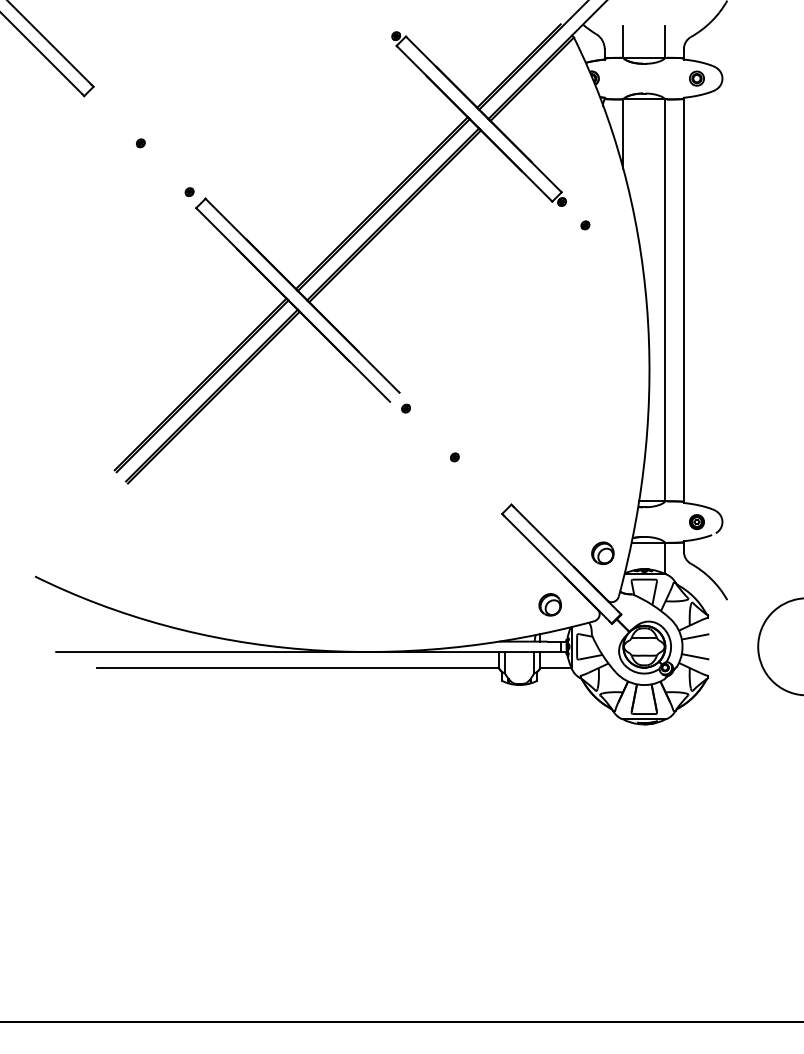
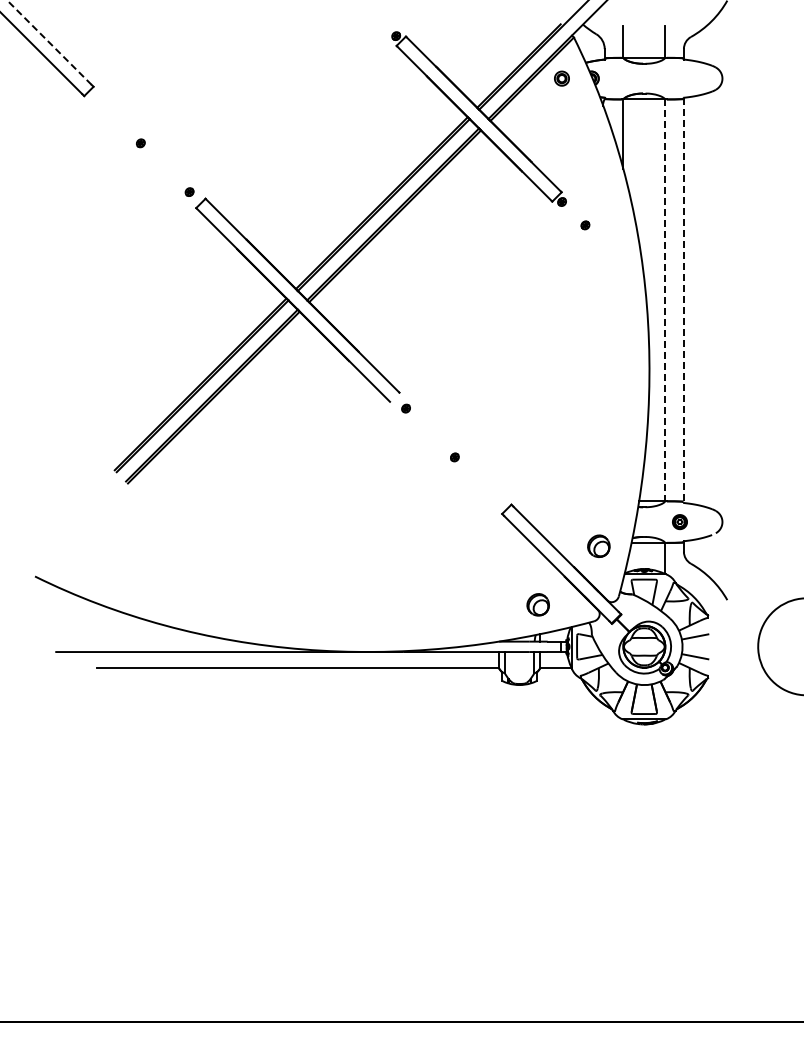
line: solid -> dashed (49, 42)
part position: (696, 78) -> (561, 78) (561, 78)
line: solid -> dashed (665, 300)
line: solid -> dashed (683, 300)
part position: (696, 522) -> (679, 522) (679, 522)
part position: (602, 552) -> (598, 545) (598, 545)
part position: (549, 604) -> (537, 604) (537, 604)
